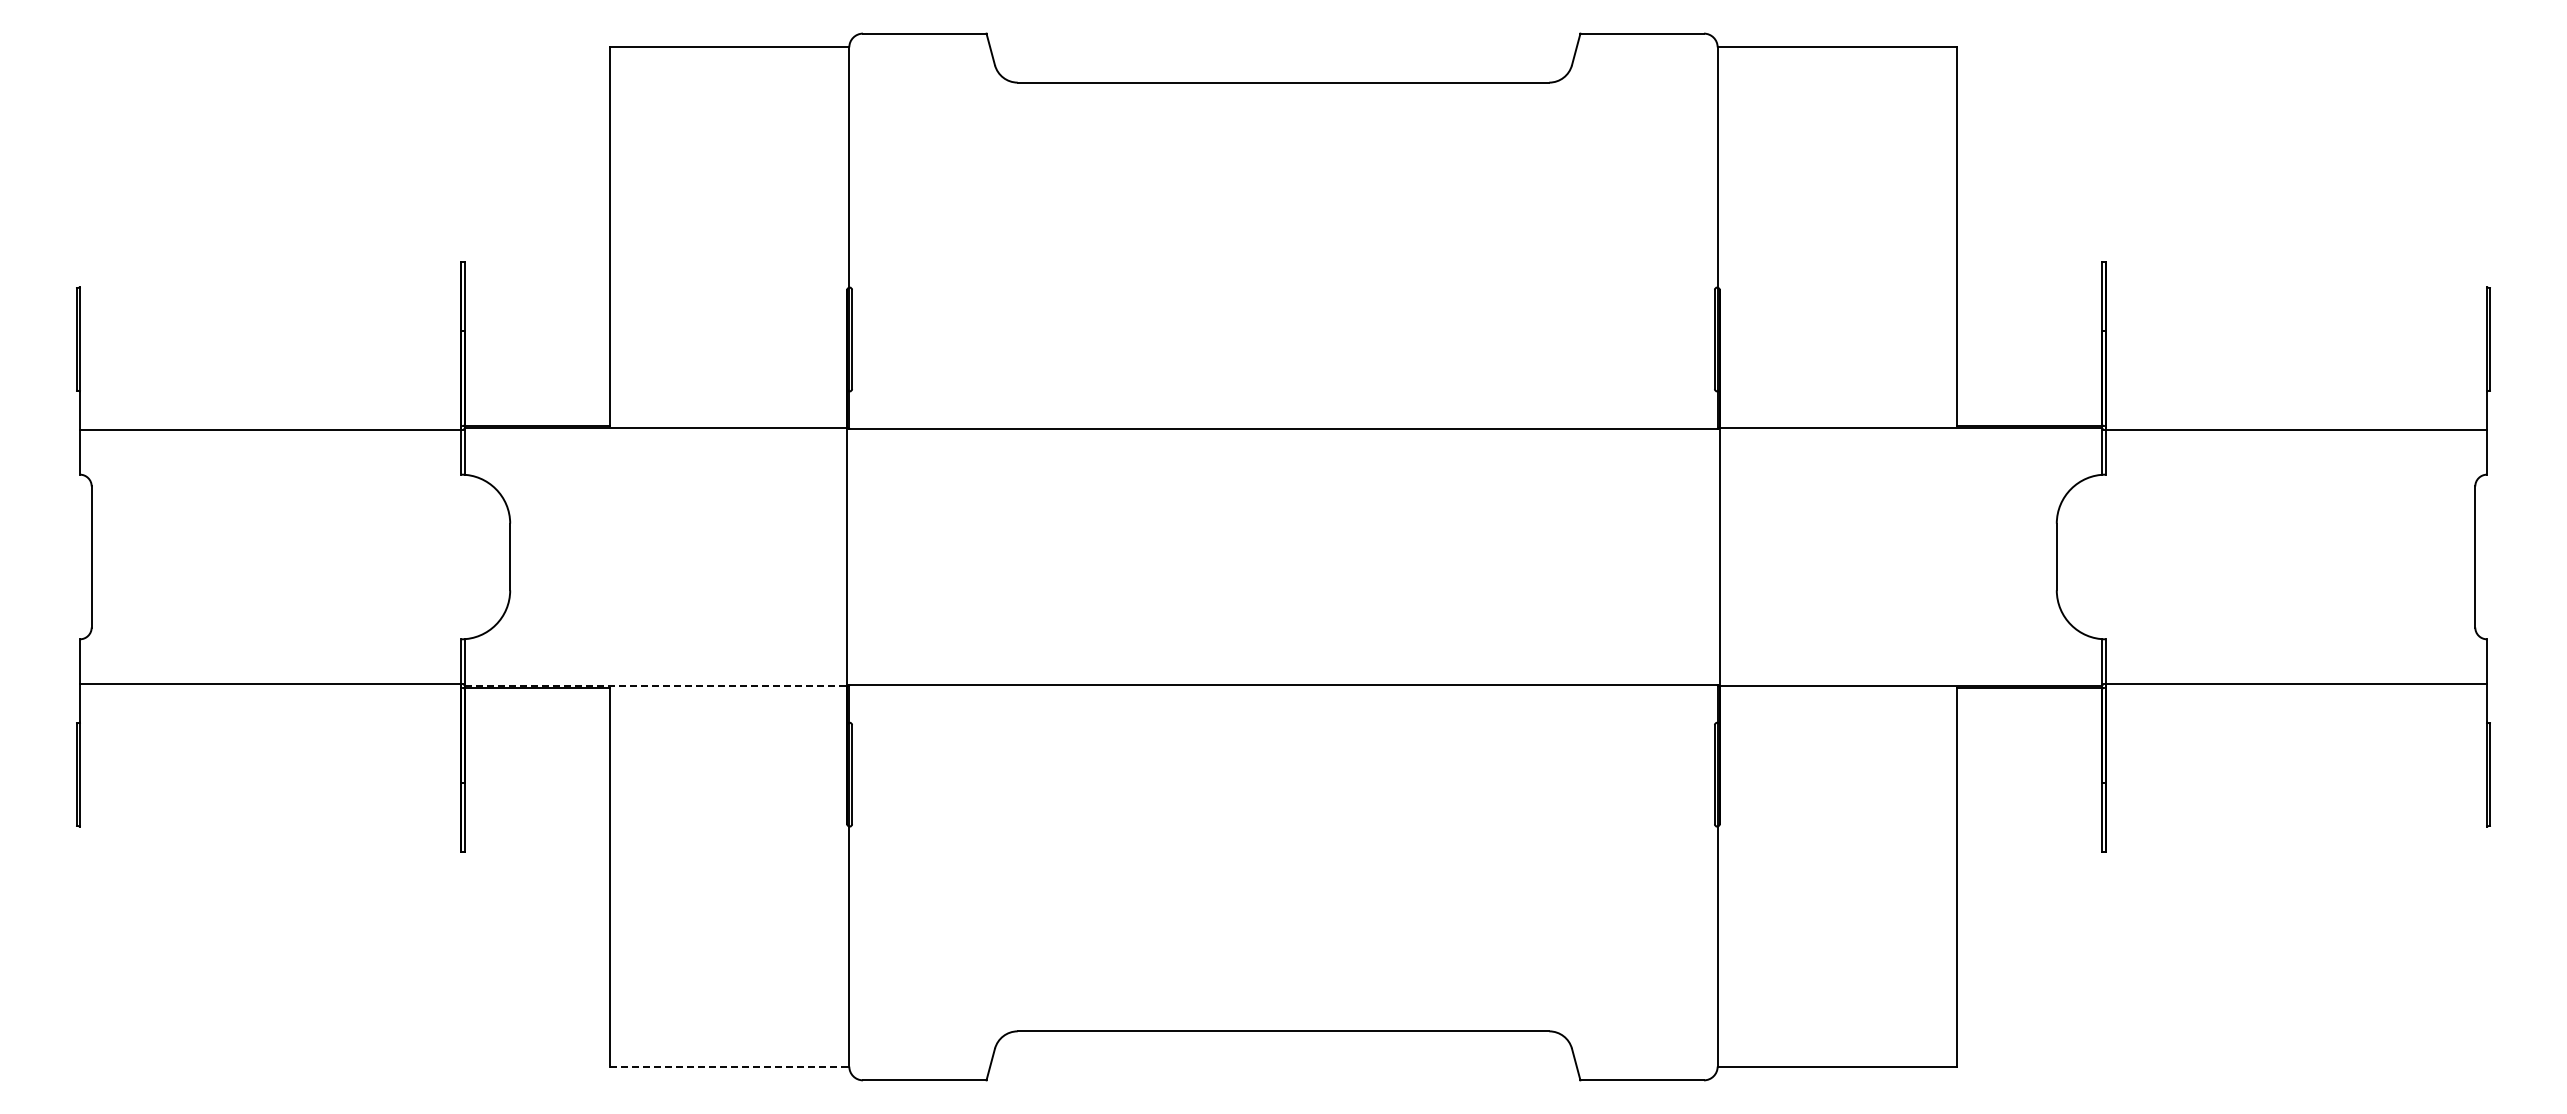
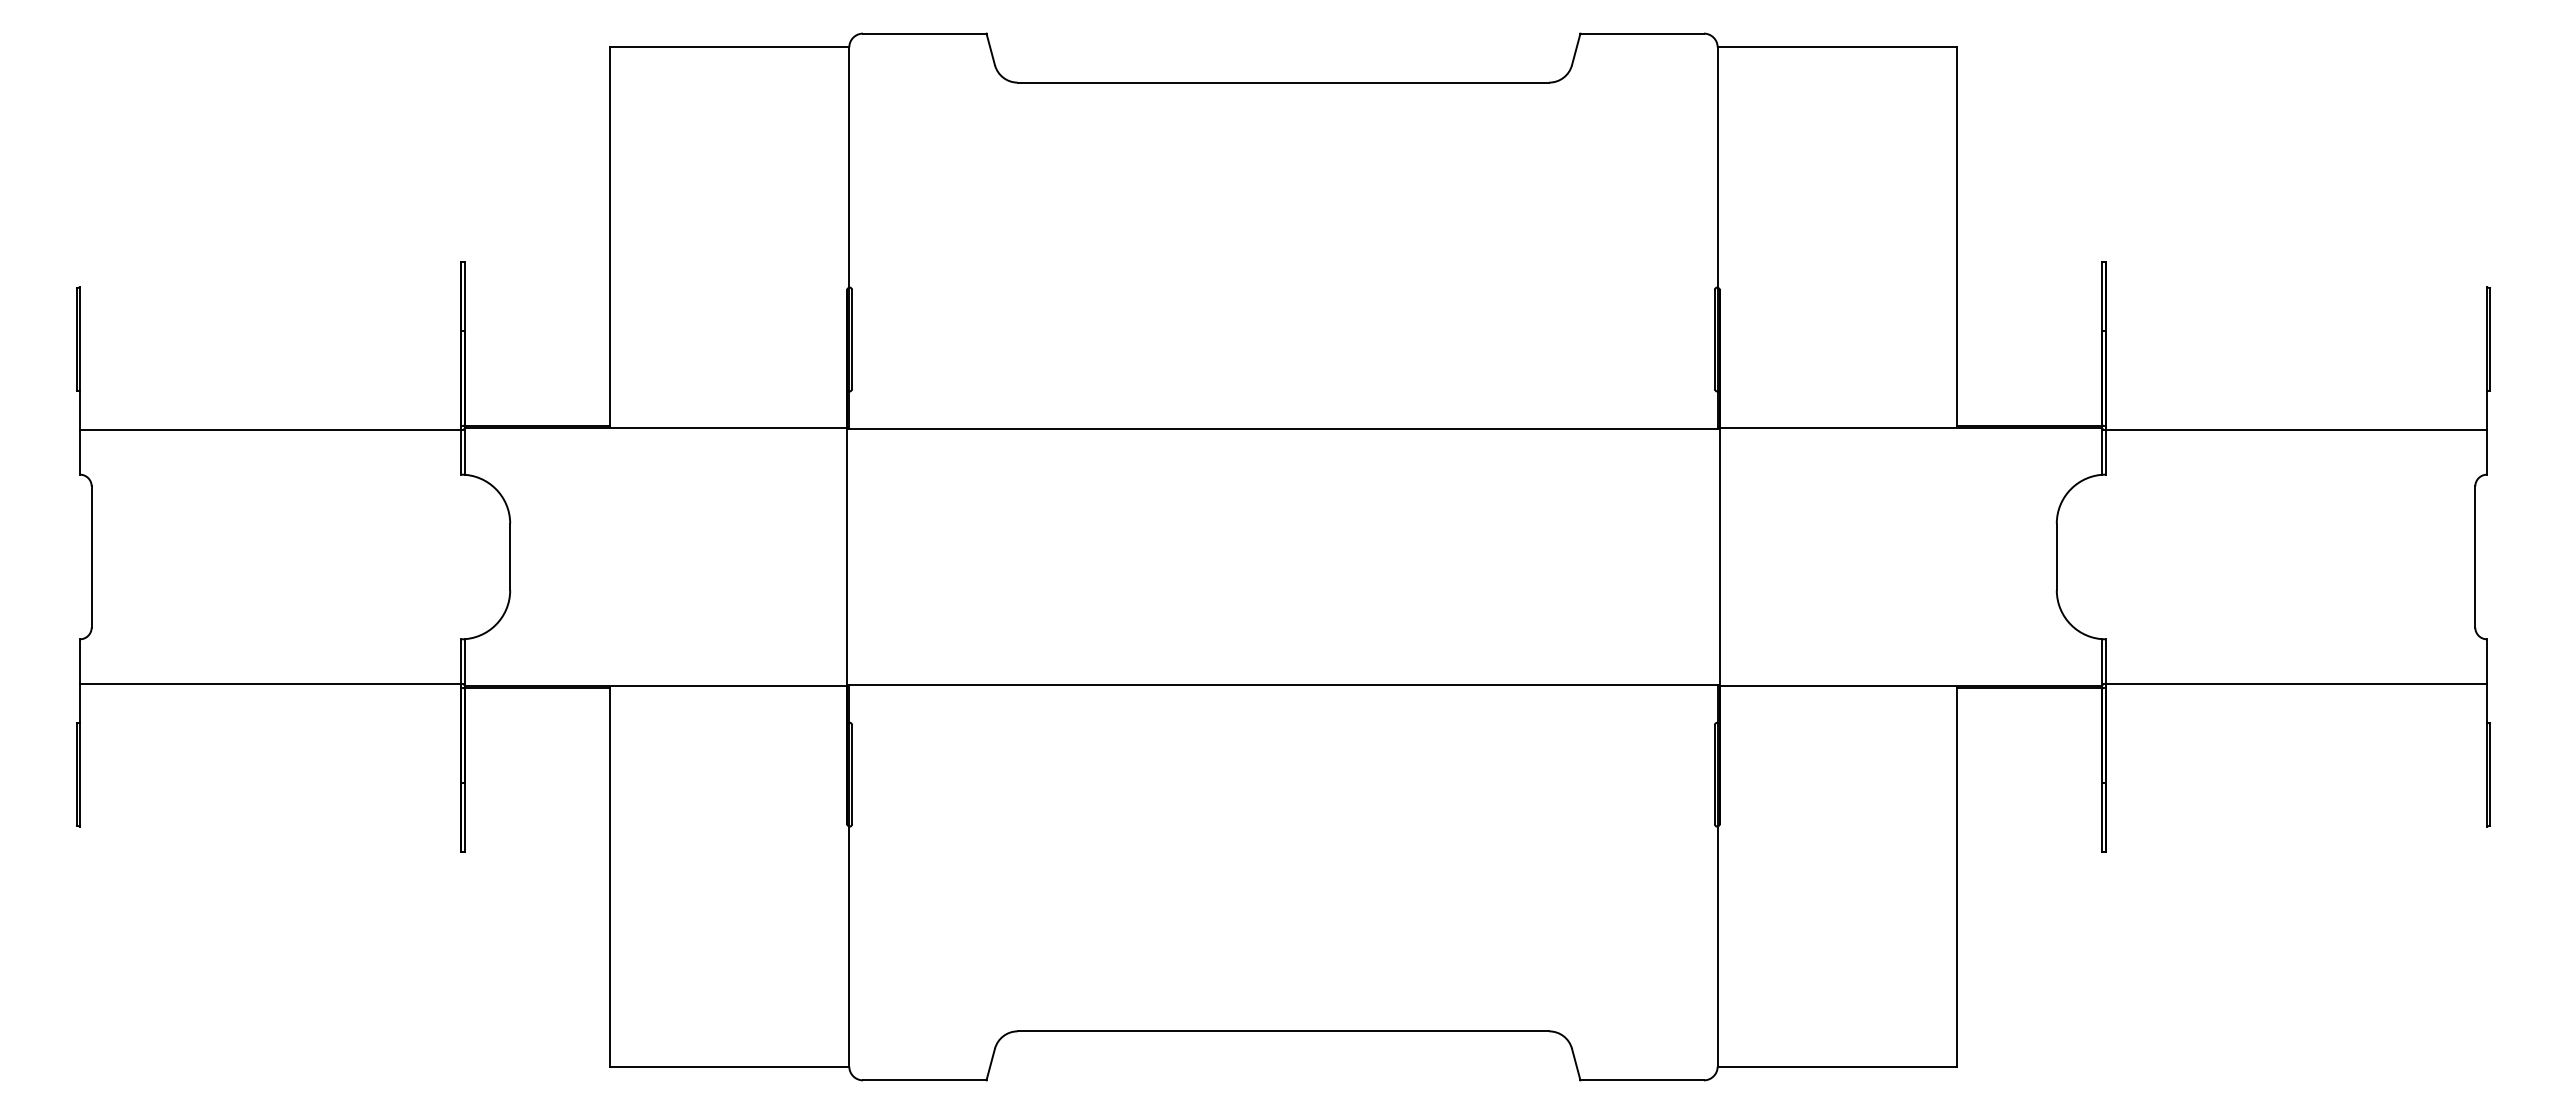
line: dashed -> solid (656, 686)
line: dashed -> solid (729, 1066)
